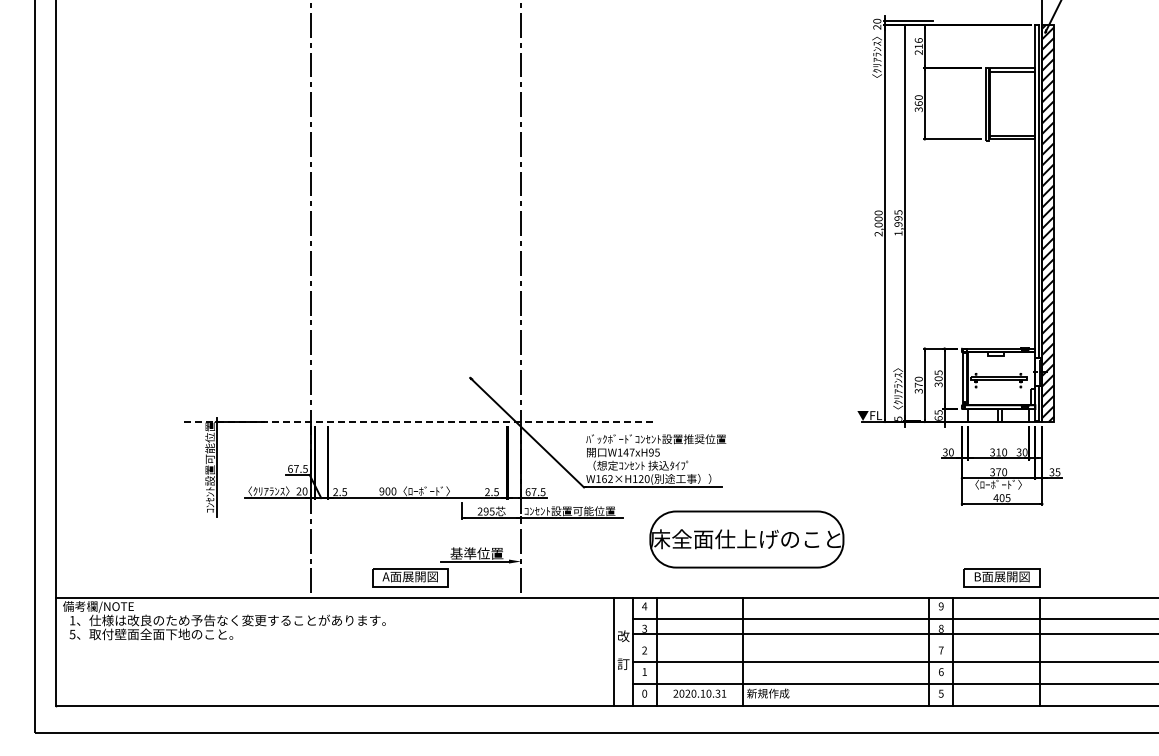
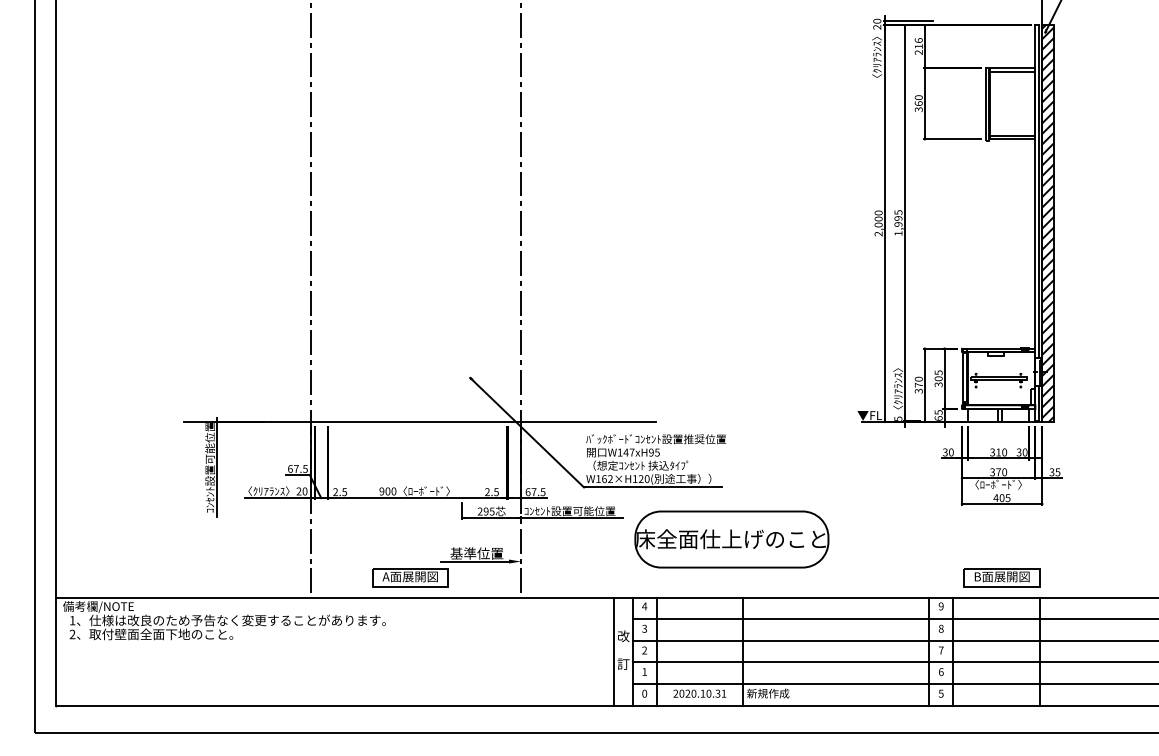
line: dashed -> solid (420, 421)
part position: (746, 539) -> (731, 539) (731, 539)
line position: (893, 633) -> (893, 640) (893, 640)
text: 5 -> 2 (72, 634)
